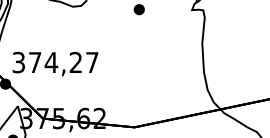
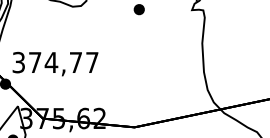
text: 374,27 -> 374,77 (75, 61)
